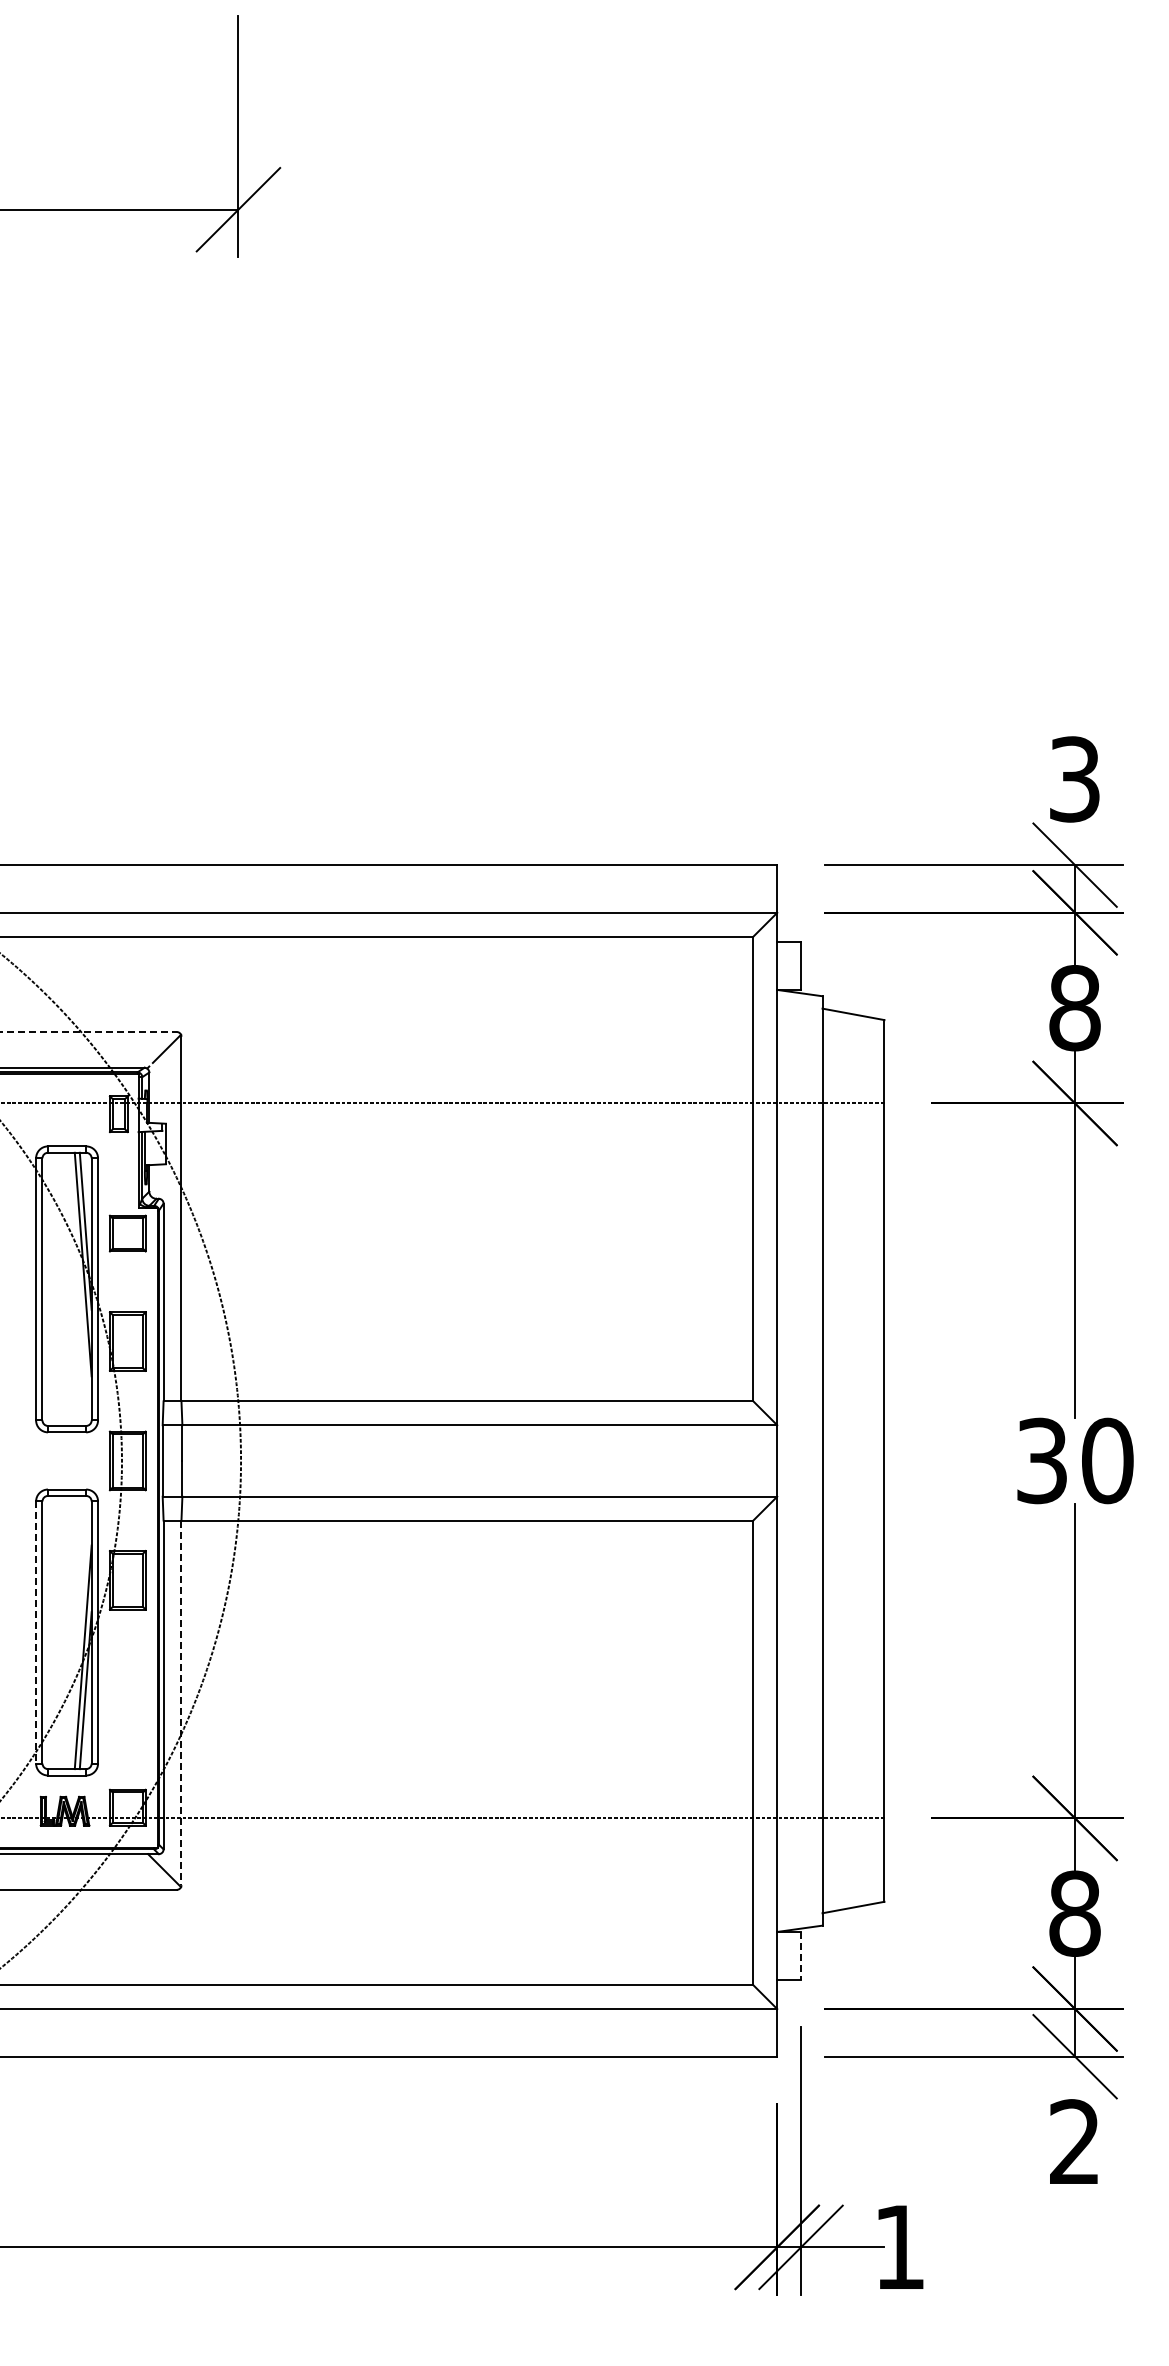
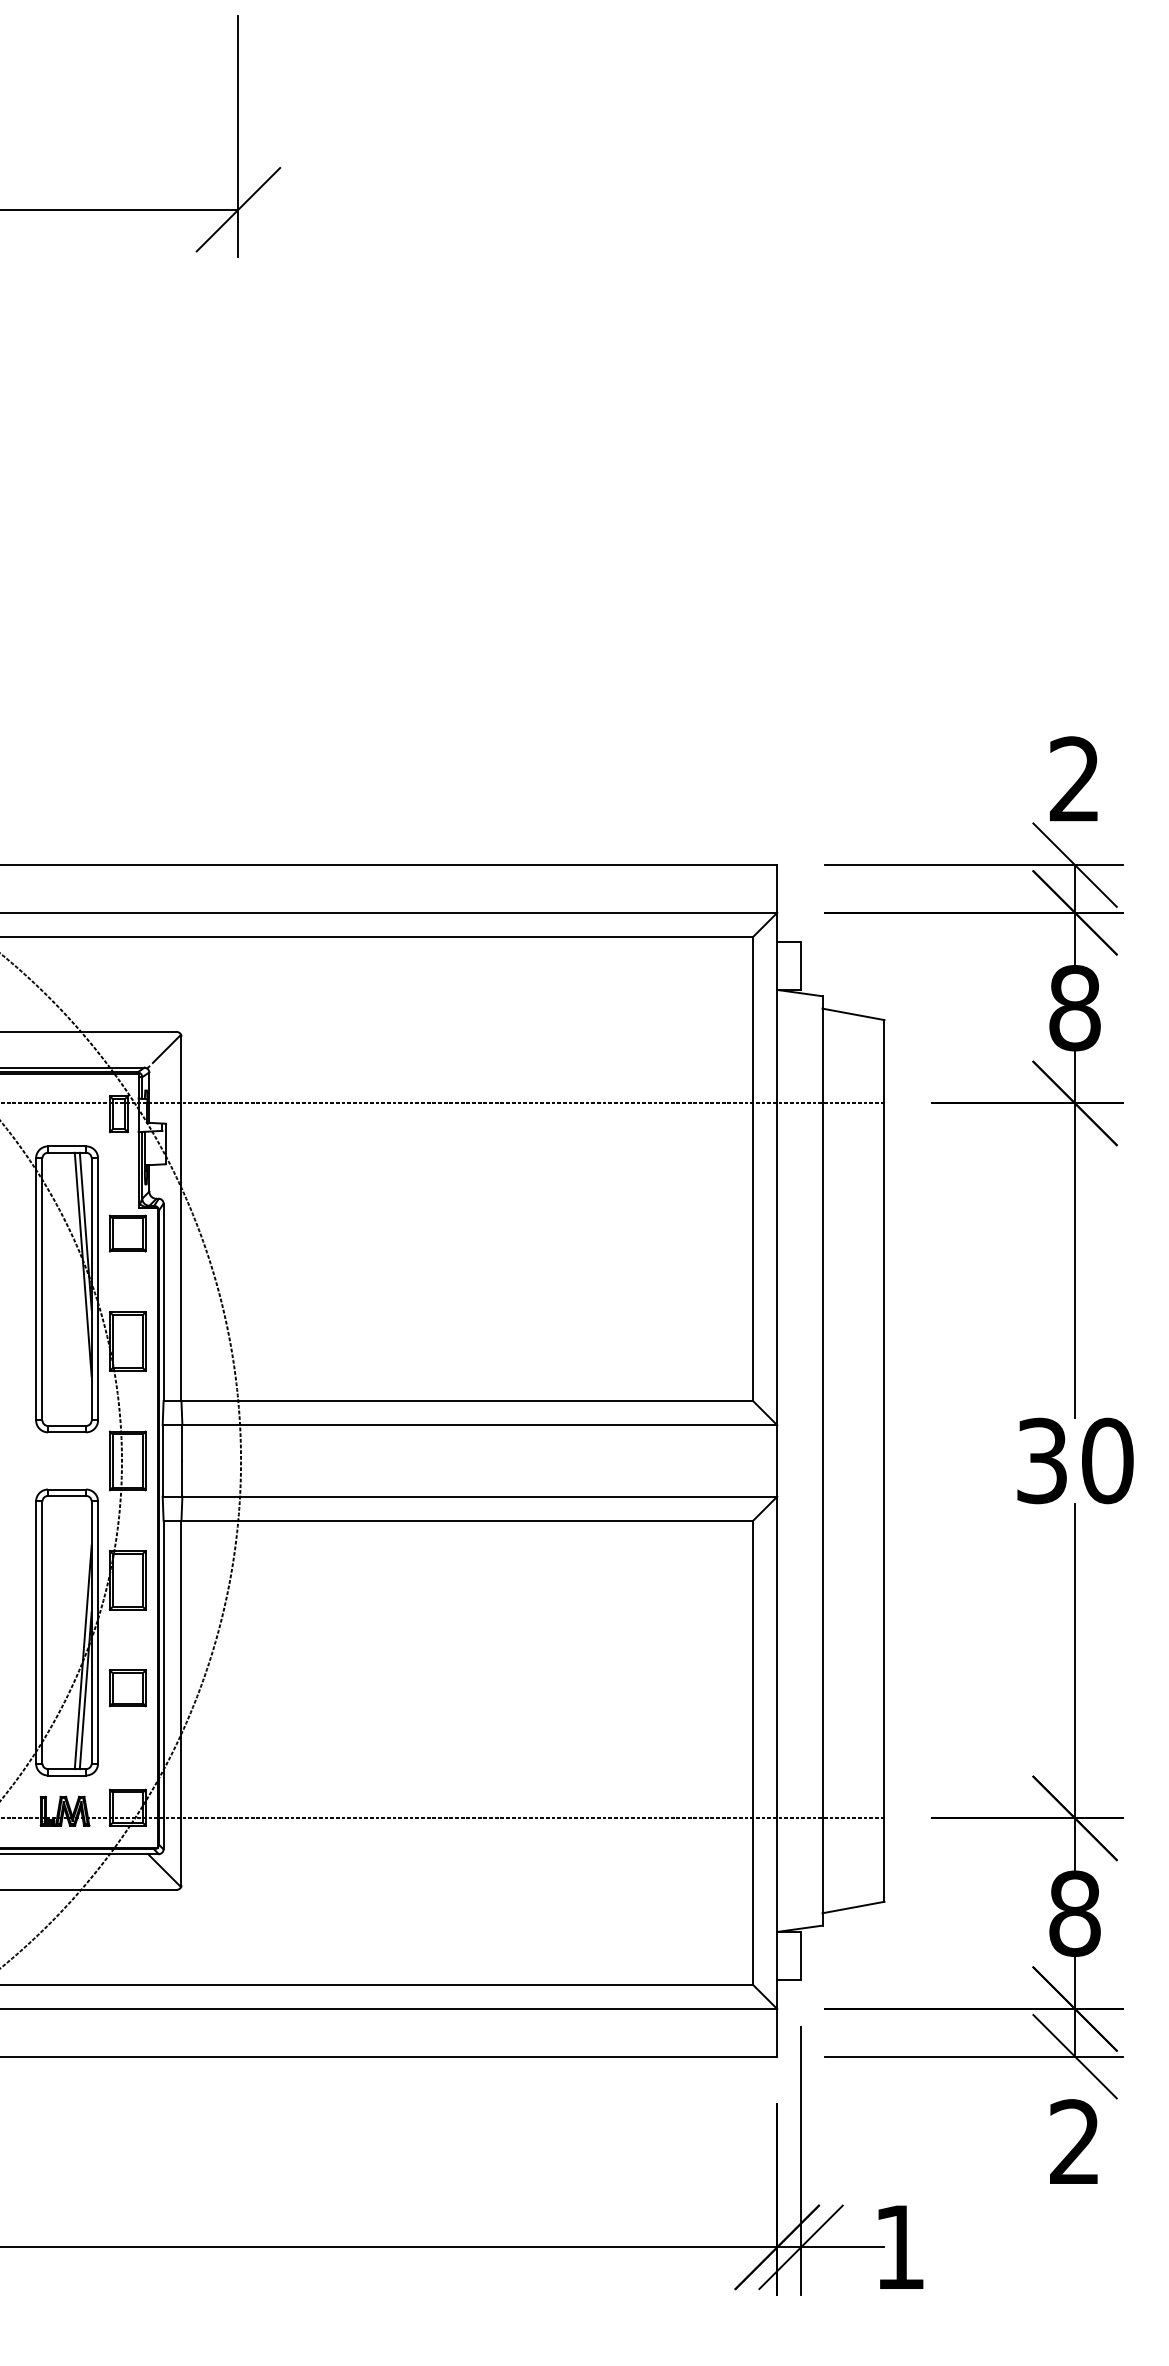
text: 3 -> 2 (1074, 779)
line: dashed -> solid (88, 1032)
line: dashed -> solid (36, 1633)
part: none -> present (127, 1688)
line: dashed -> solid (181, 1703)
line: dashed -> solid (801, 1955)
